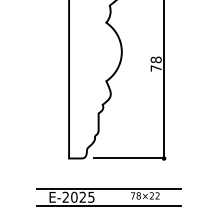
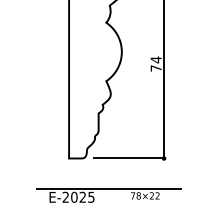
text: 78 -> 74 (155, 59)
line: present -> none (108, 205)
